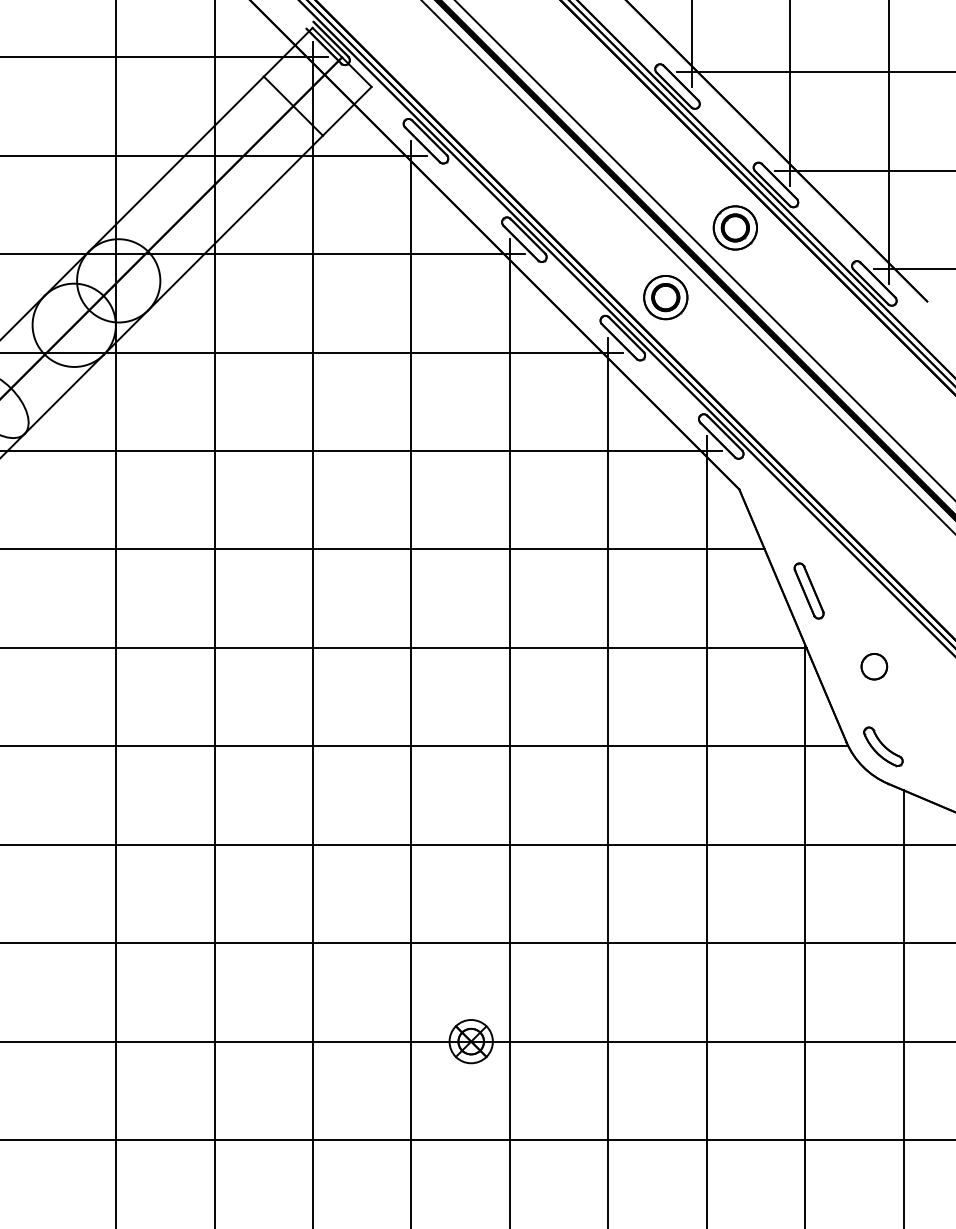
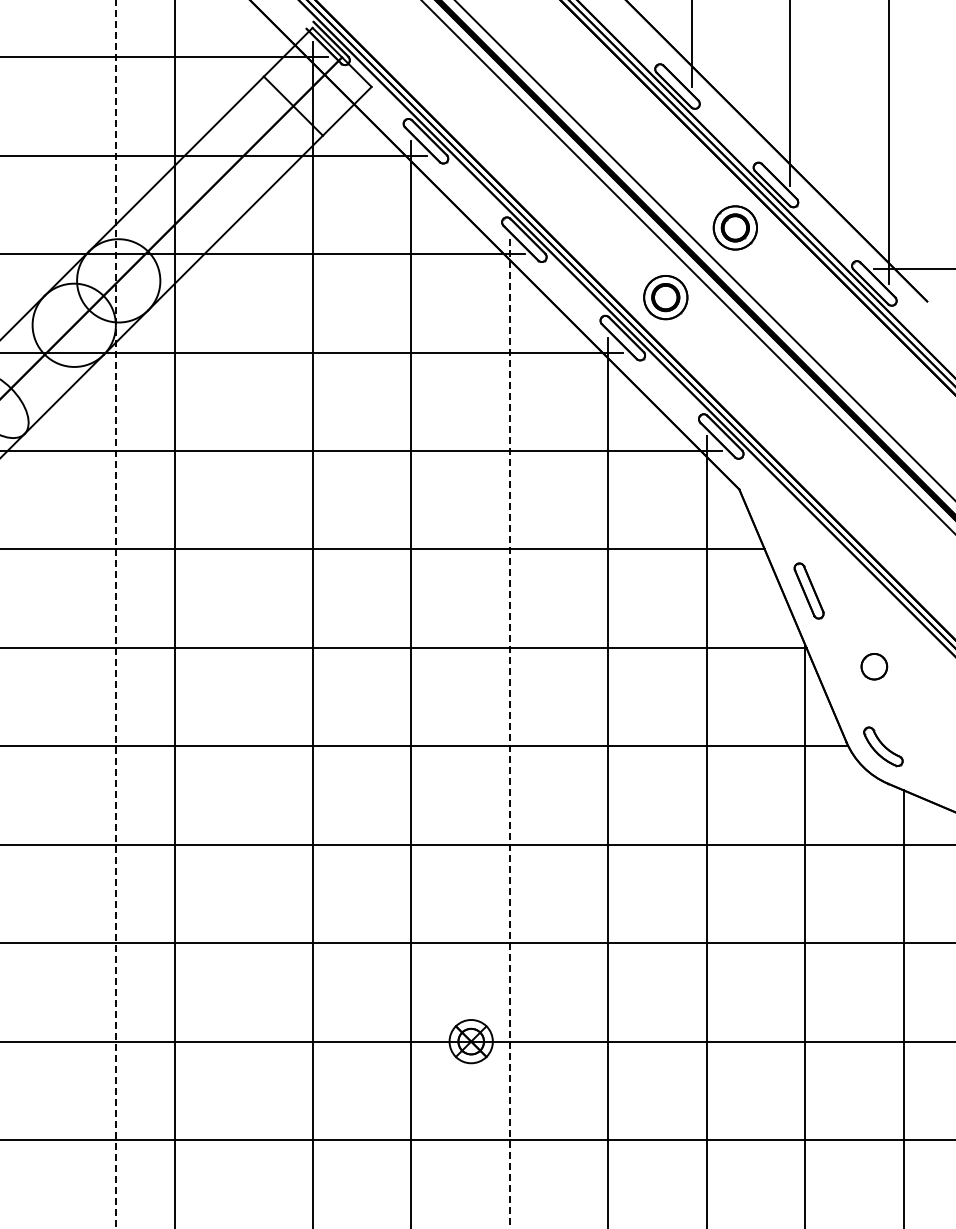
line: present -> none (814, 72)
line: present -> none (863, 170)
line position: (214, 613) -> (174, 613) (174, 613)
line: solid -> dashed (116, 614)
line: solid -> dashed (509, 733)
